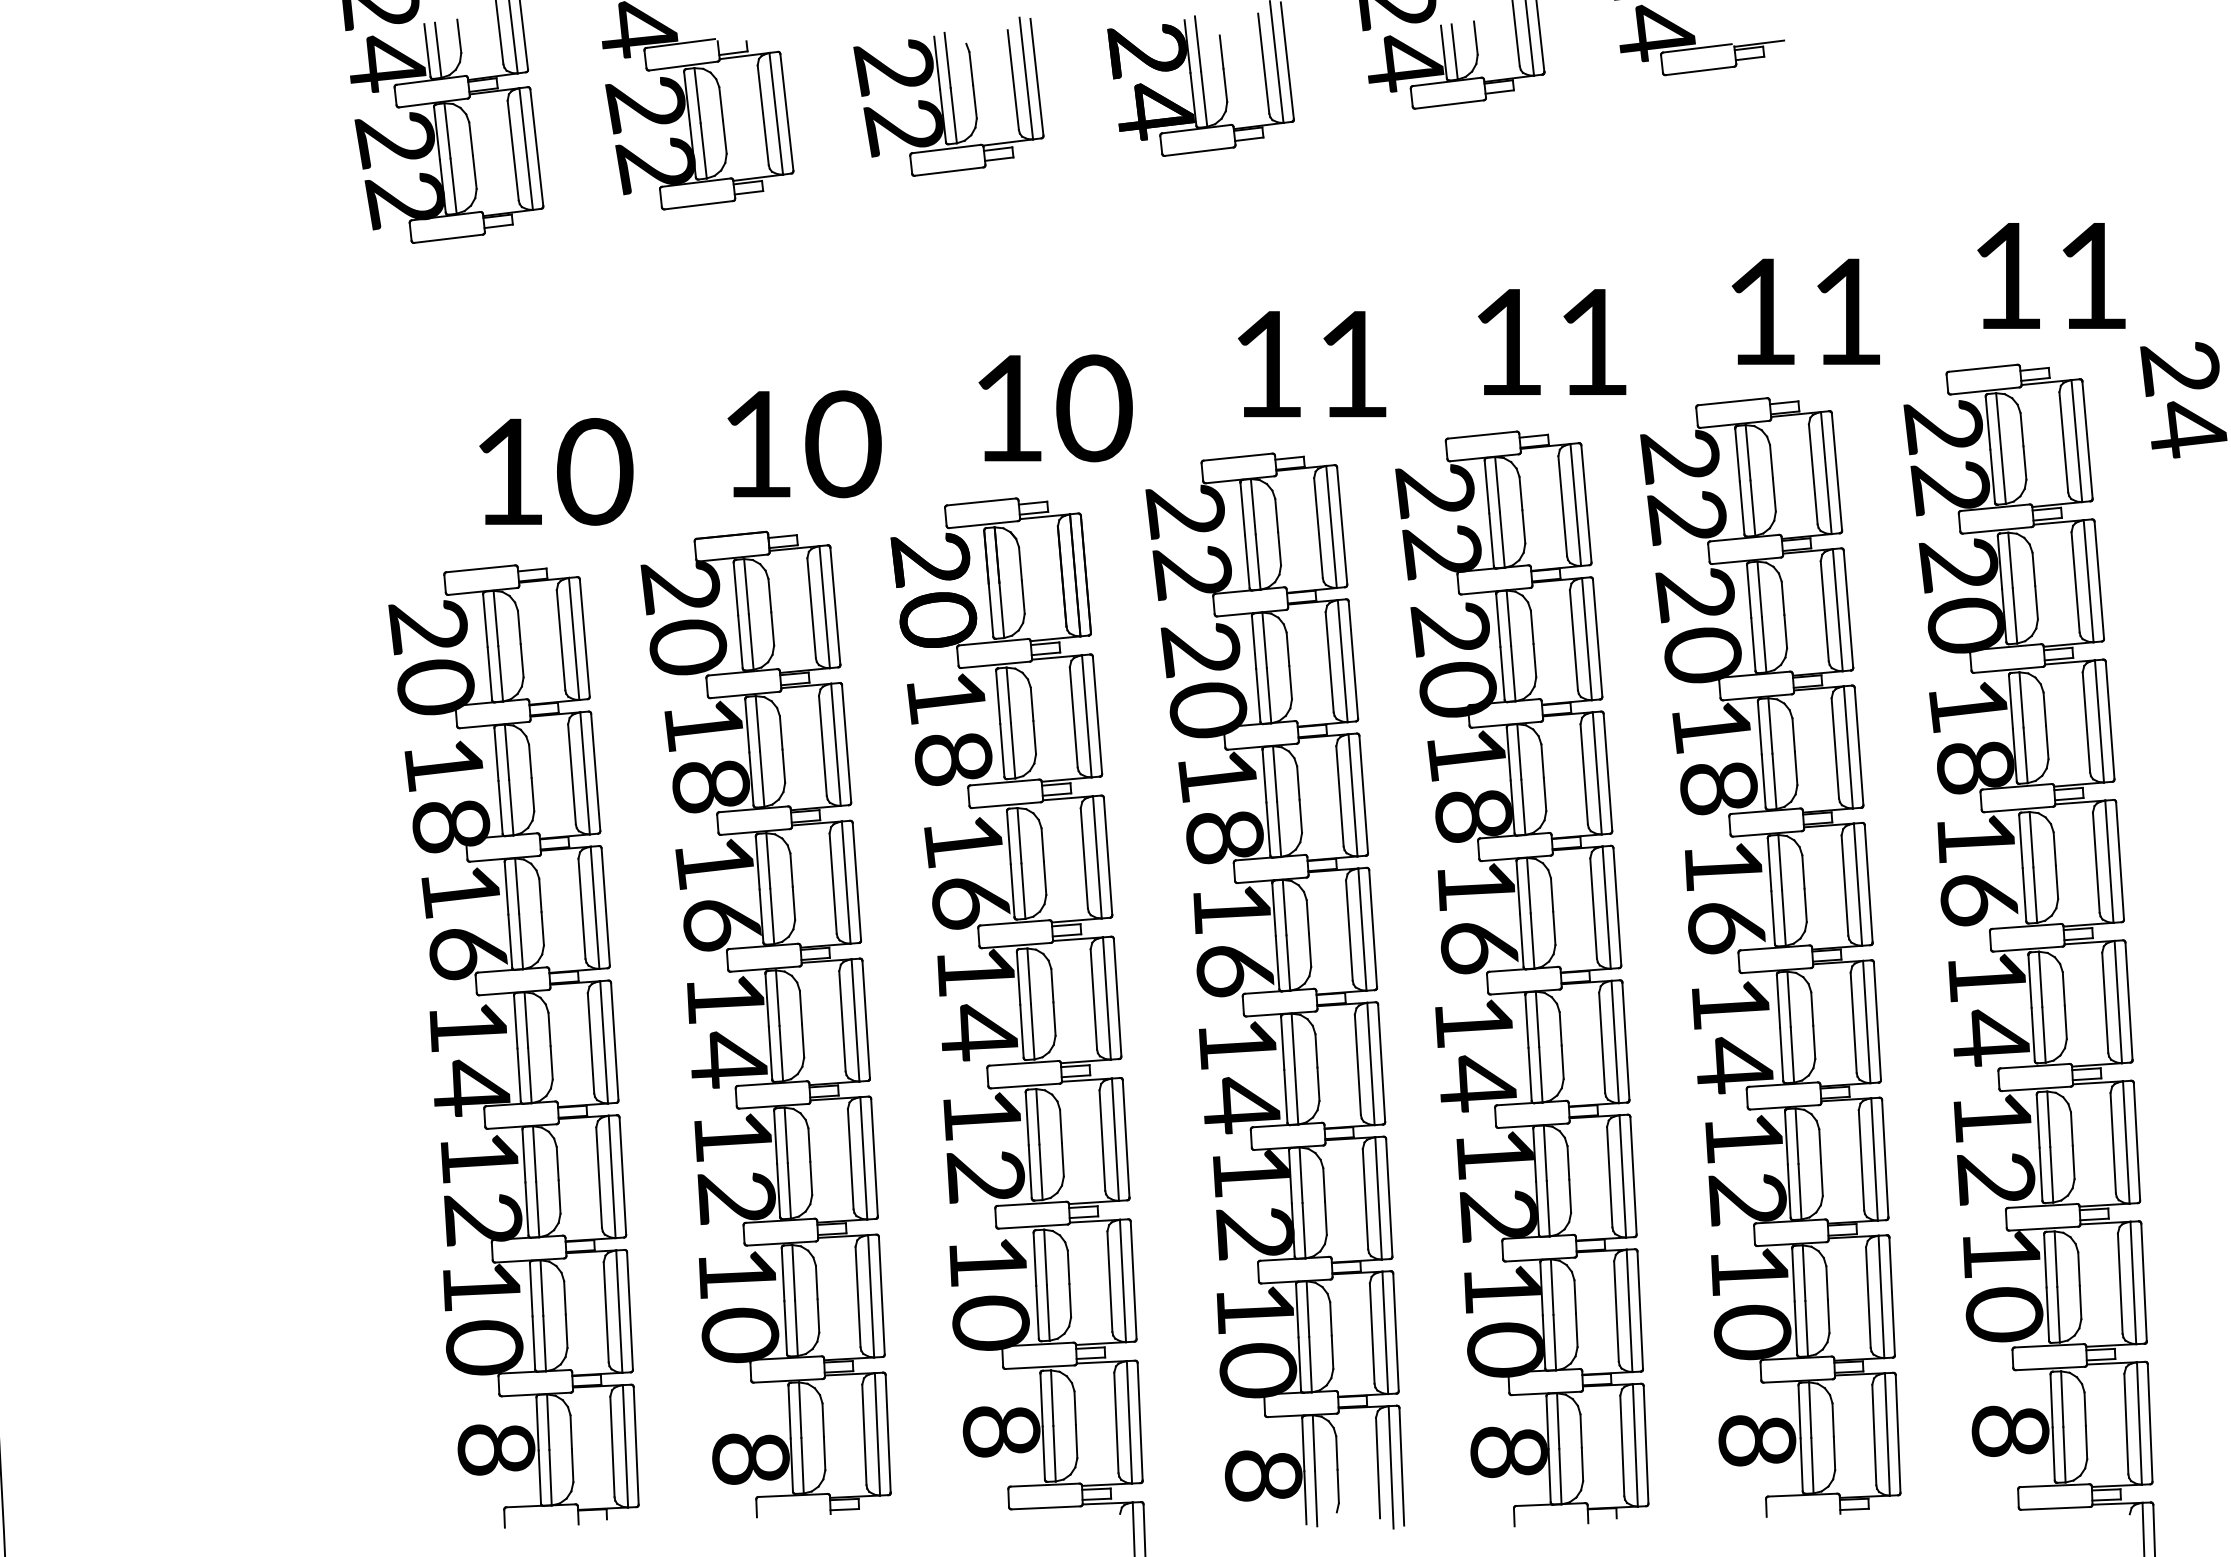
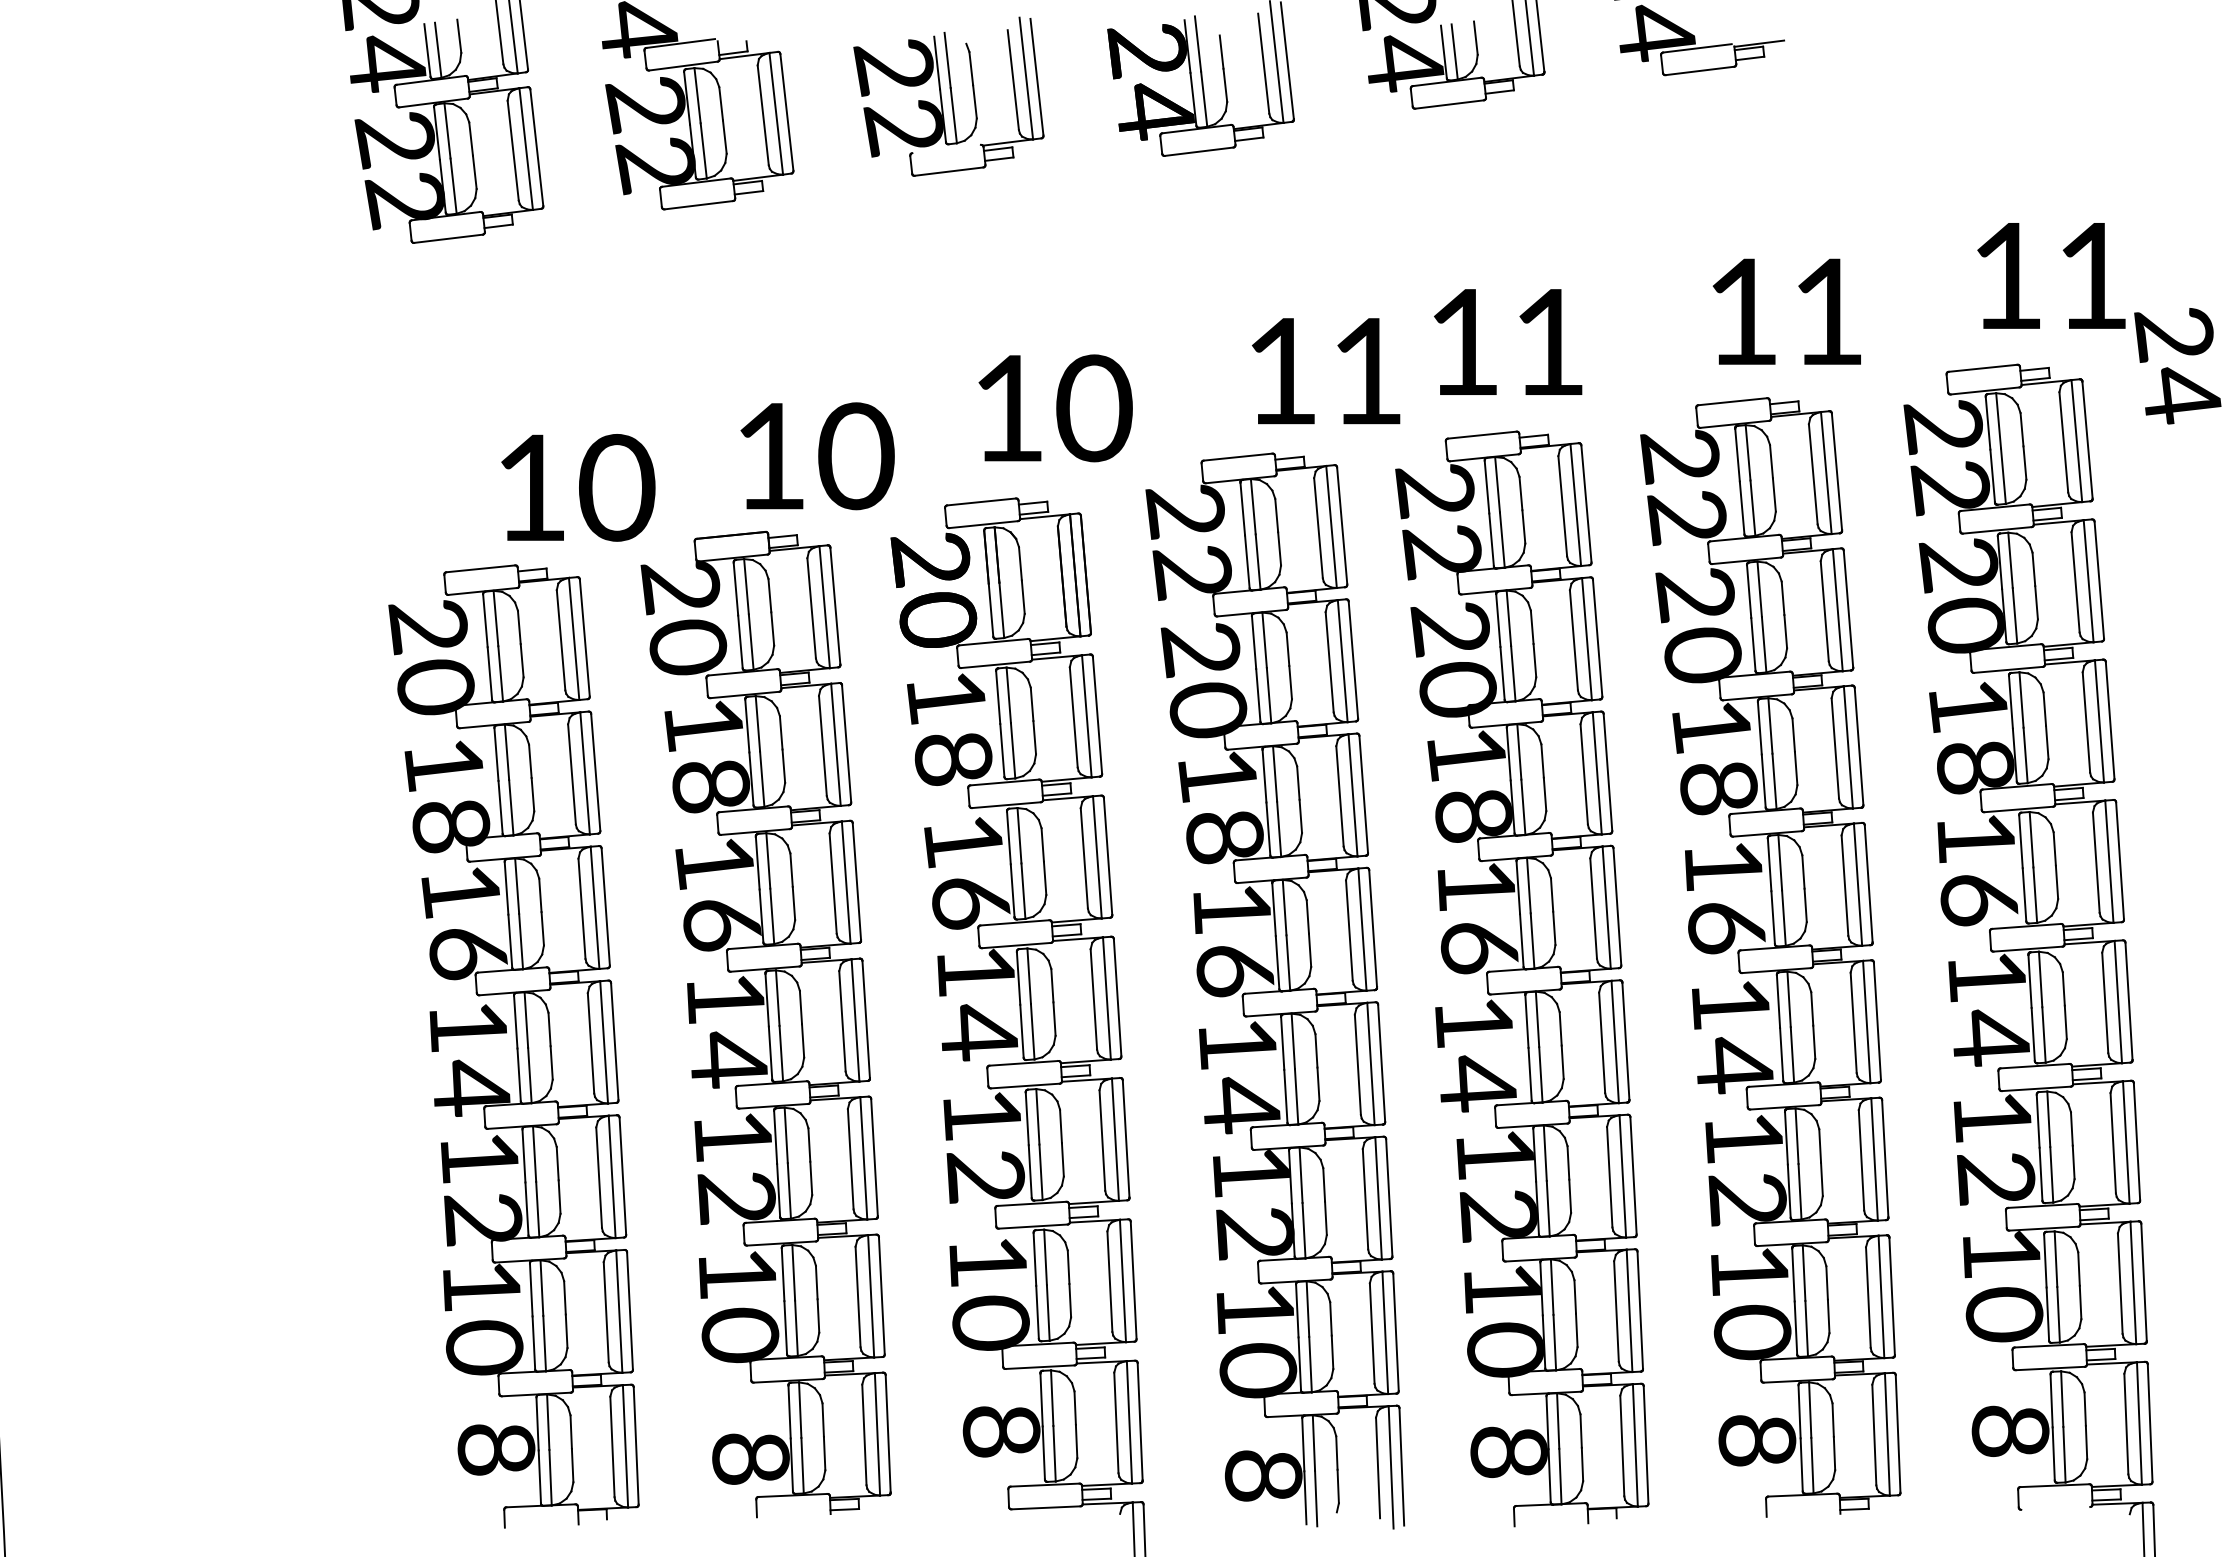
line: present -> none (946, 148)
text position: (1805, 311) -> (1786, 311) (1786, 311)
text position: (1552, 341) -> (1508, 341) (1508, 341)
text position: (1312, 364) -> (1326, 371) (1326, 371)
text position: (2183, 400) -> (2177, 366) (2177, 366)
text position: (804, 444) -> (817, 456) (817, 456)
text position: (556, 471) -> (578, 487) (578, 487)
line: present -> none (2055, 1507)
